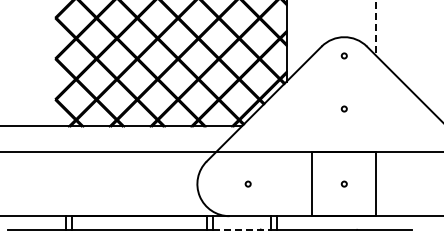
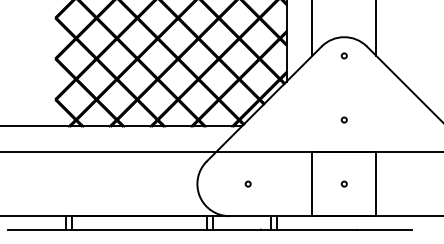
line: none -> present (312, 28)
line: dashed -> solid (376, 28)
circle position: (343, 108) -> (343, 119) (343, 119)
line: dashed -> solid (241, 229)
